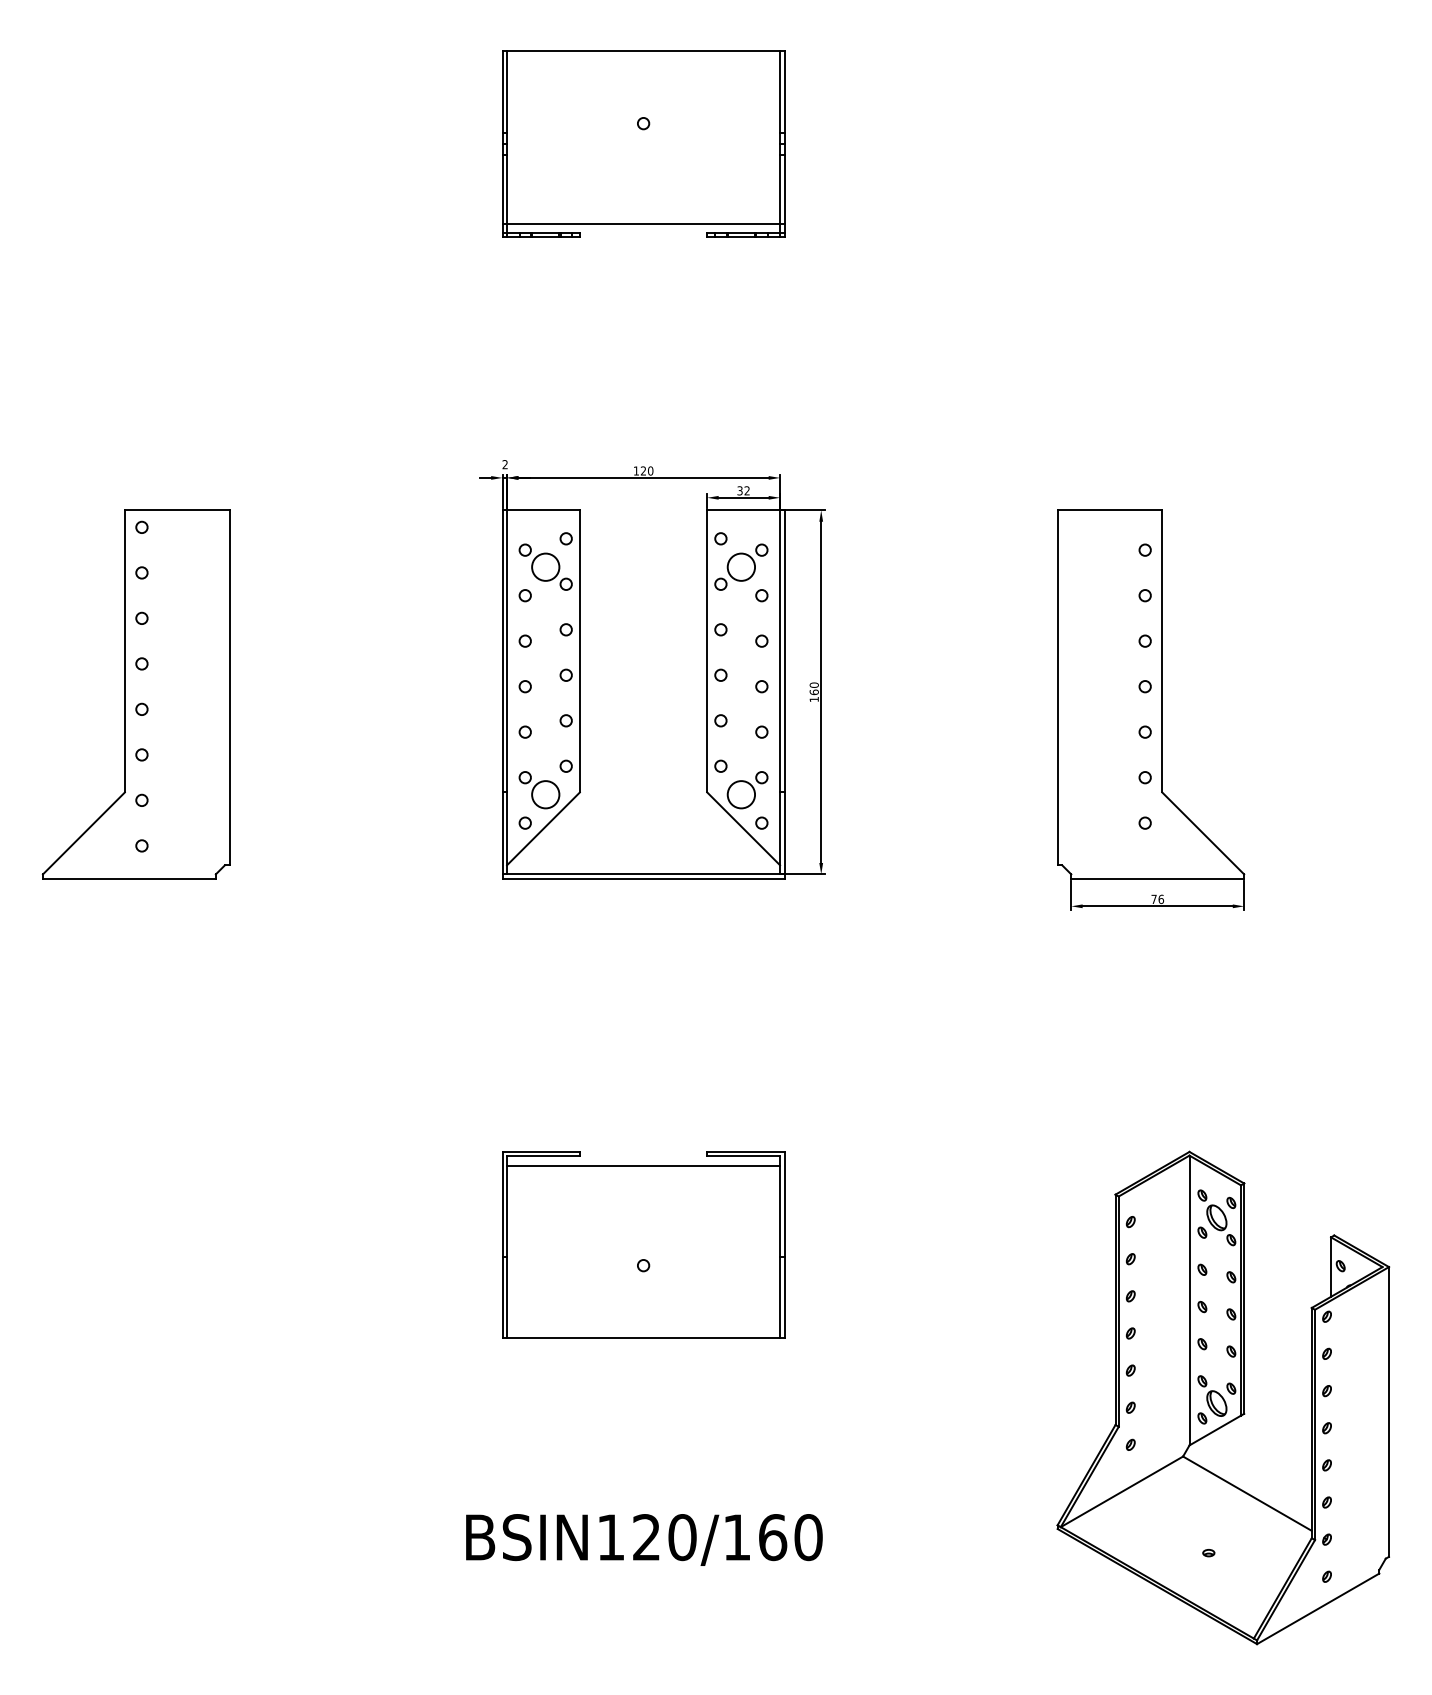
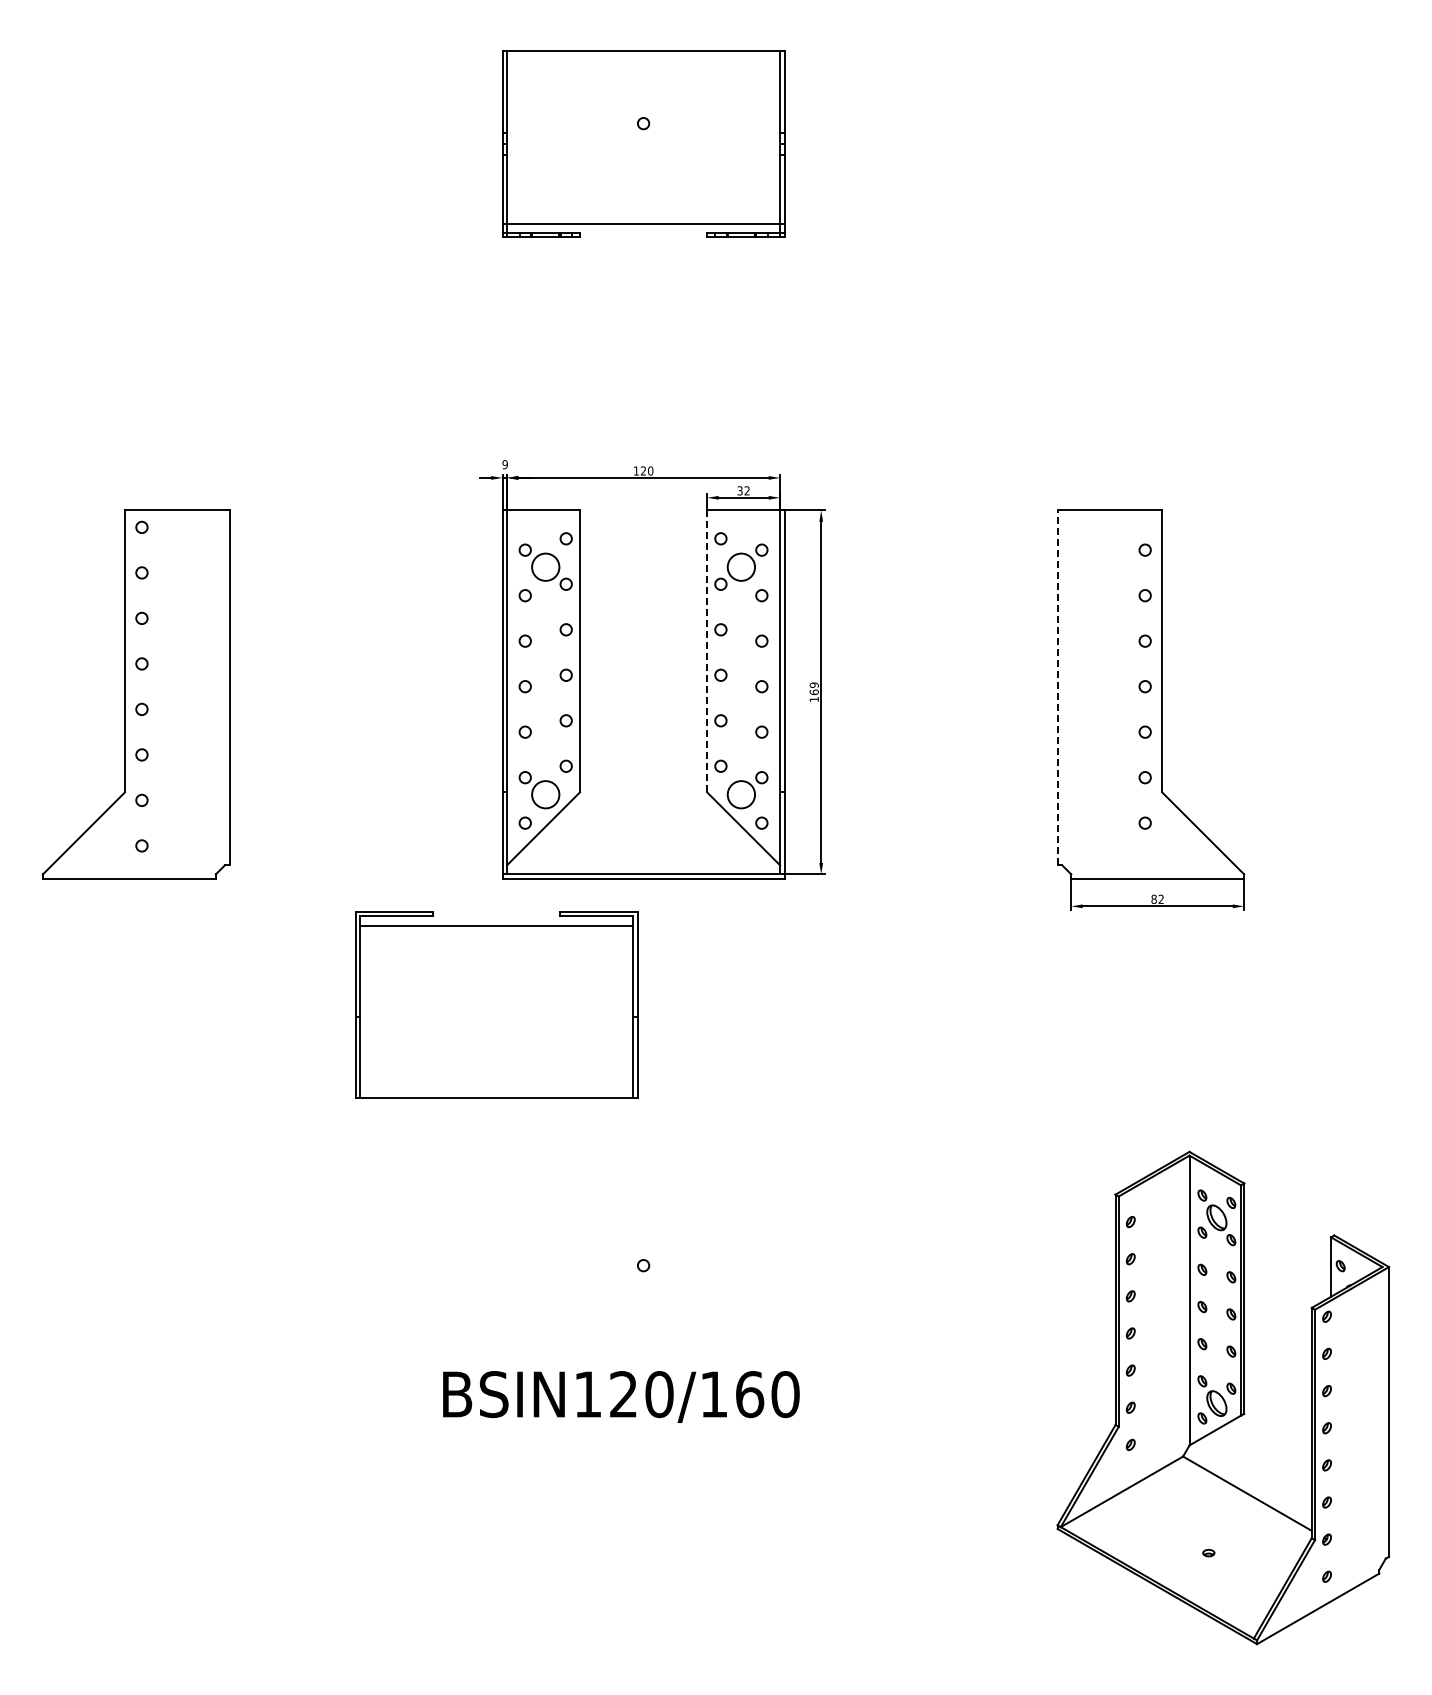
text: 2 -> 9 (504, 464)
line: solid -> dashed (707, 651)
text: 160 -> 169 (814, 684)
line: solid -> dashed (1057, 687)
text: 76 -> 82 (1157, 898)
part position: (643, 1244) -> (496, 1004) (496, 1004)
text position: (644, 1539) -> (621, 1396) (621, 1396)
